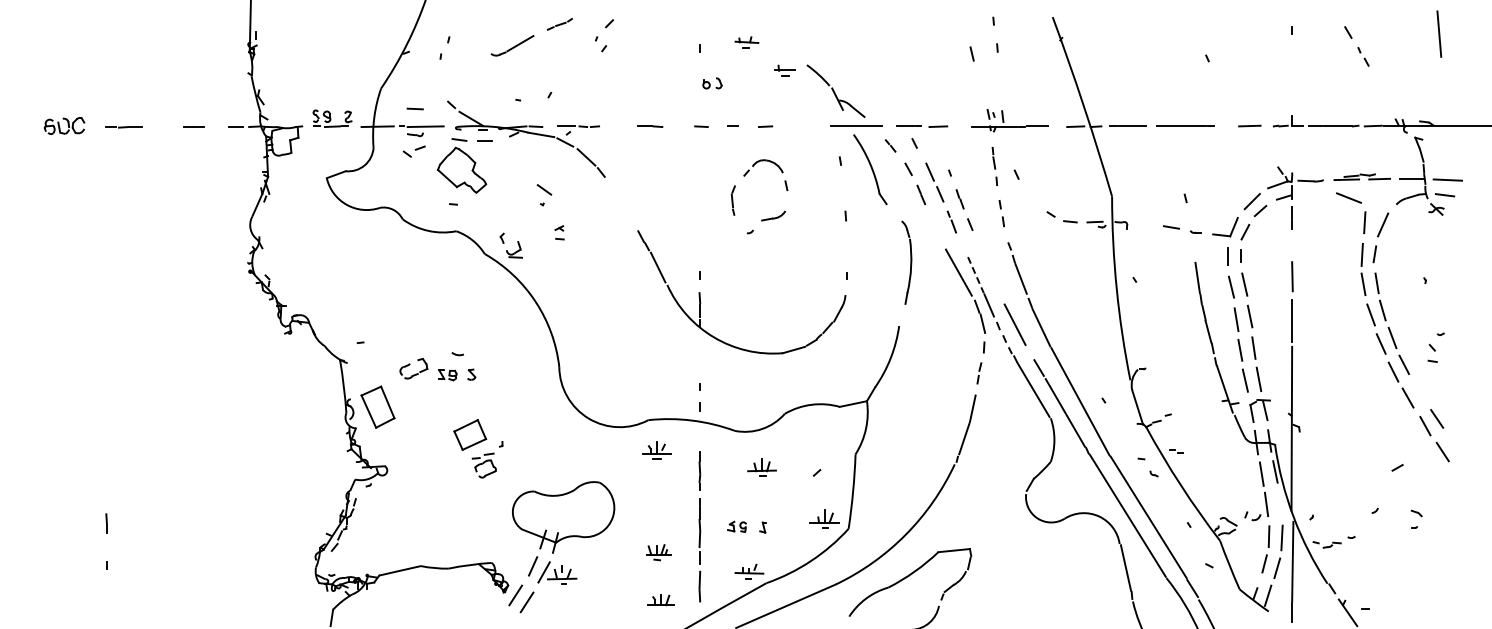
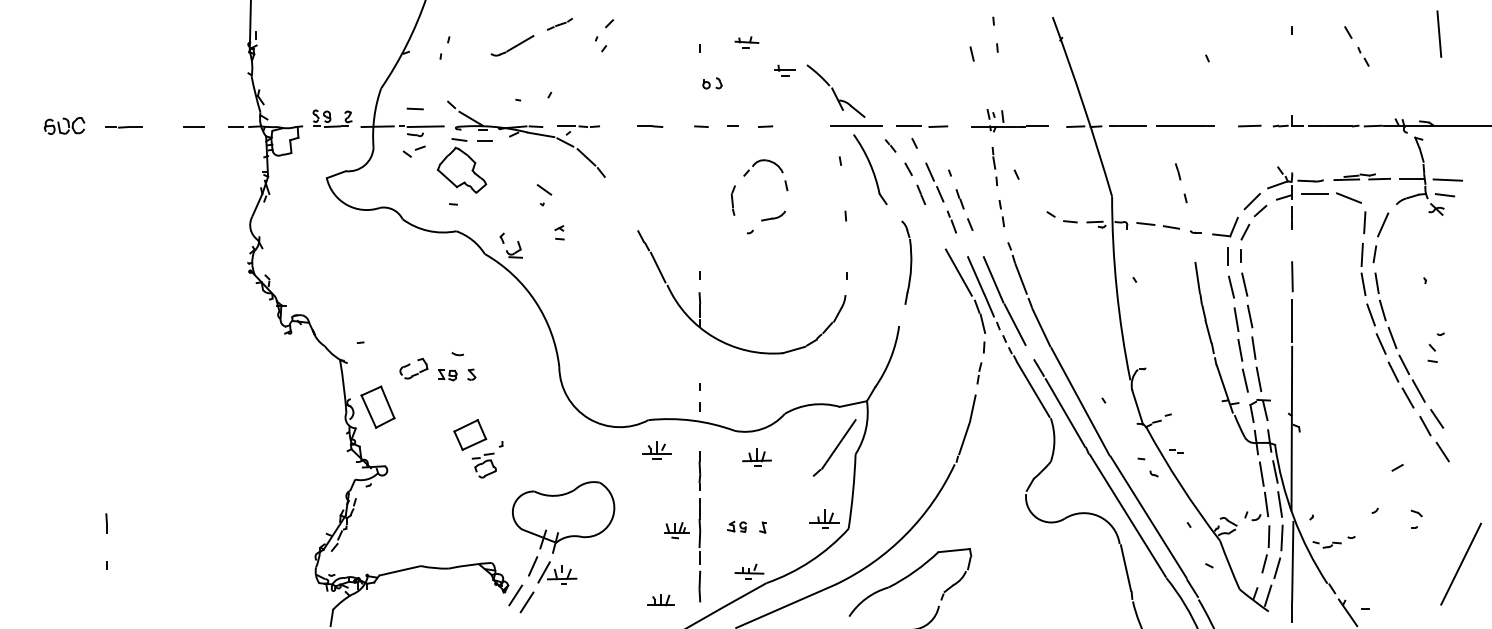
line: none -> present (1178, 171)
line: none -> present (1314, 193)
line: none -> present (1145, 223)
line: dashed -> solid (975, 275)
line: none -> present (993, 279)
line: none -> present (1418, 390)
line: none -> present (838, 444)
part position: (761, 467) -> (756, 457) (756, 457)
line: none -> present (1280, 504)
part position: (658, 552) -> (676, 530) (676, 530)
line: none -> present (1461, 563)
